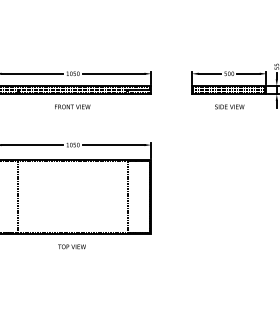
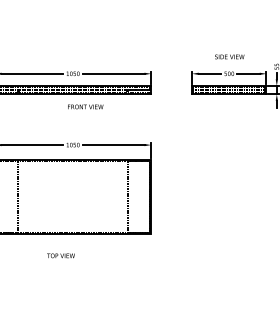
text position: (72, 106) -> (85, 106) (85, 106)
text position: (229, 106) -> (229, 56) (229, 56)
text position: (71, 246) -> (60, 255) (60, 255)
